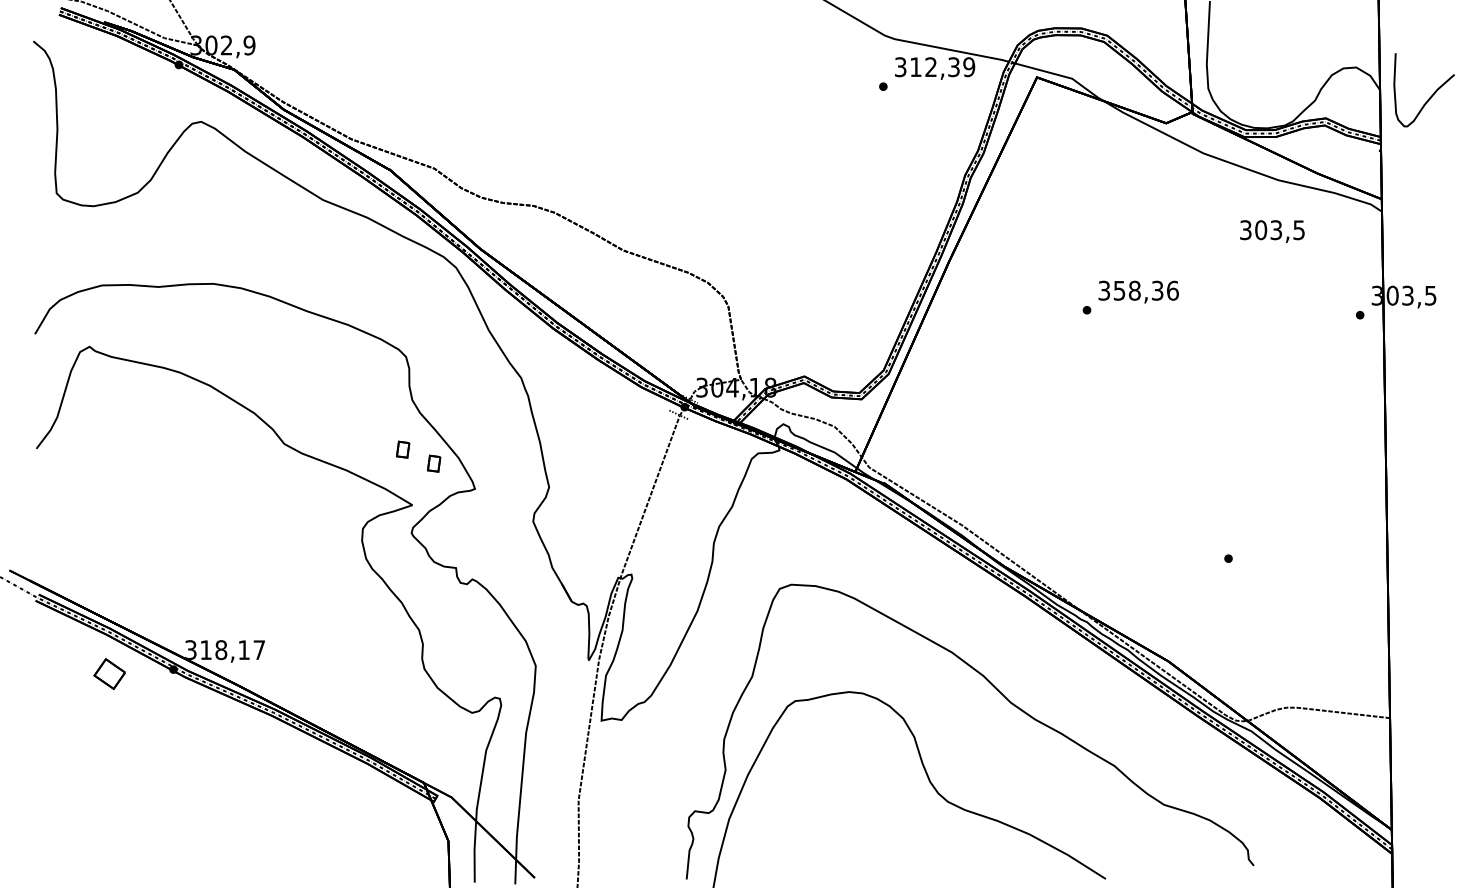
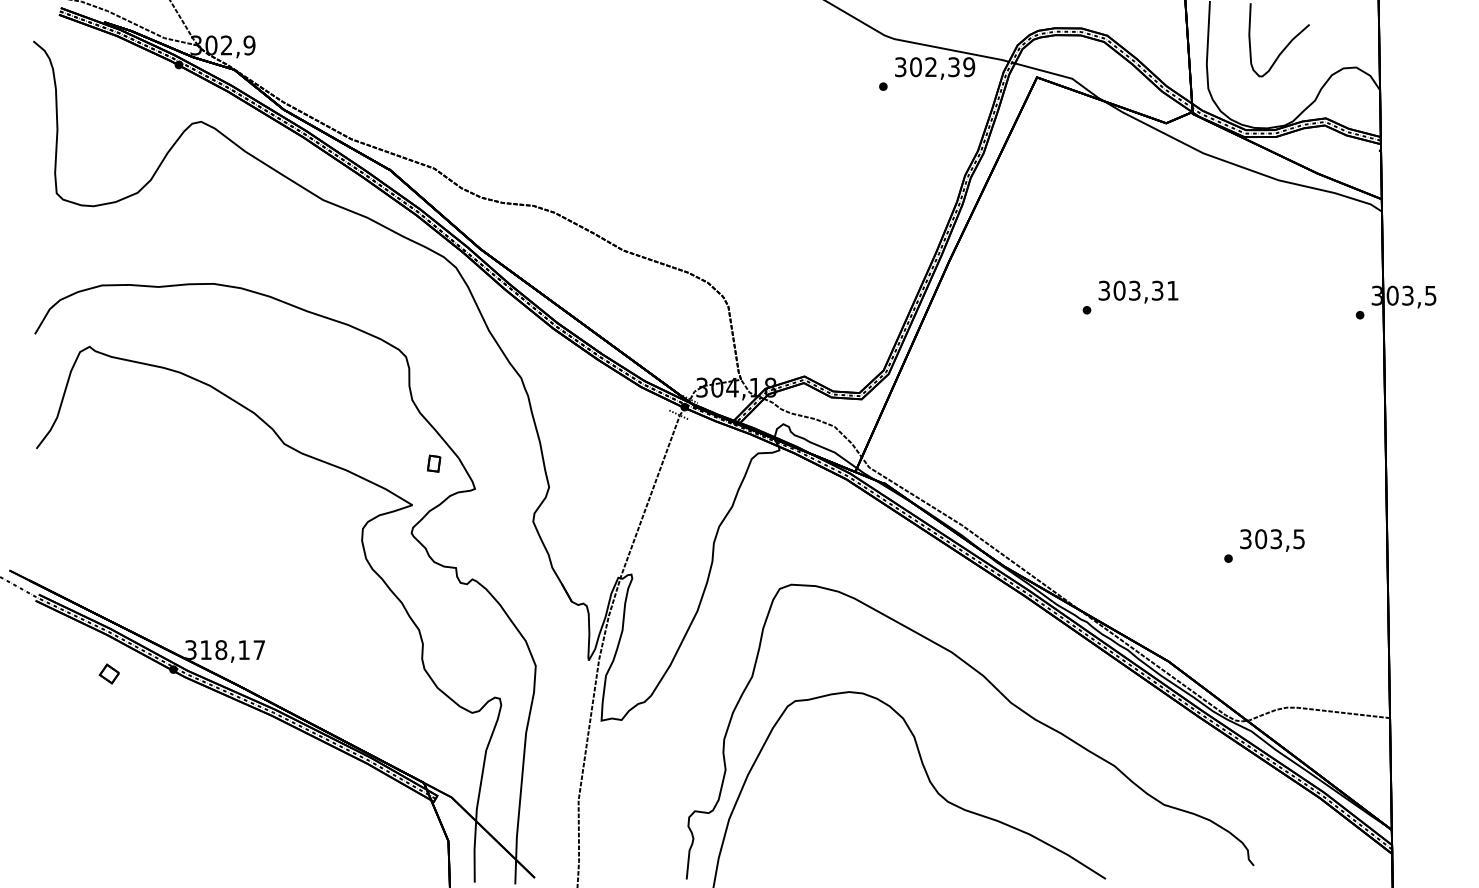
text: 312,39 -> 302,39 (915, 67)
curve position: (1430, 96) -> (1285, 46) (1285, 46)
text position: (1272, 231) -> (1272, 540) (1272, 540)
text: 358,36 -> 303,31 (1145, 290)
part: present -> none (403, 449)
part size: 33x32 px -> 22x22 px (108, 673)
